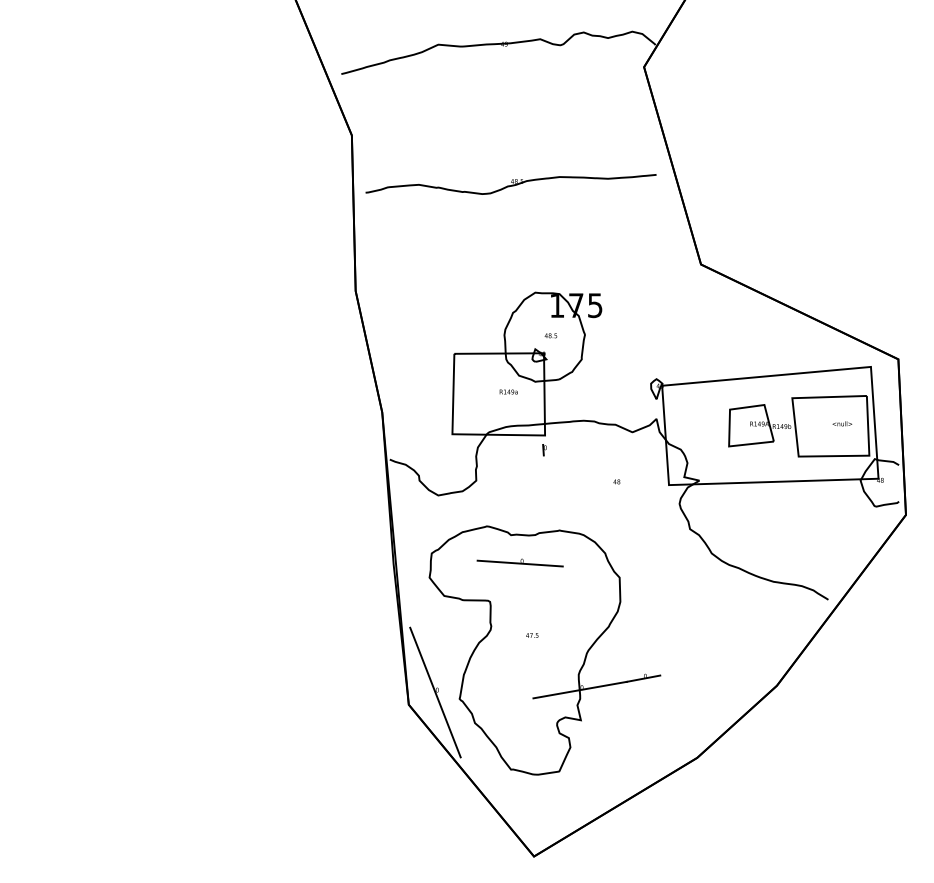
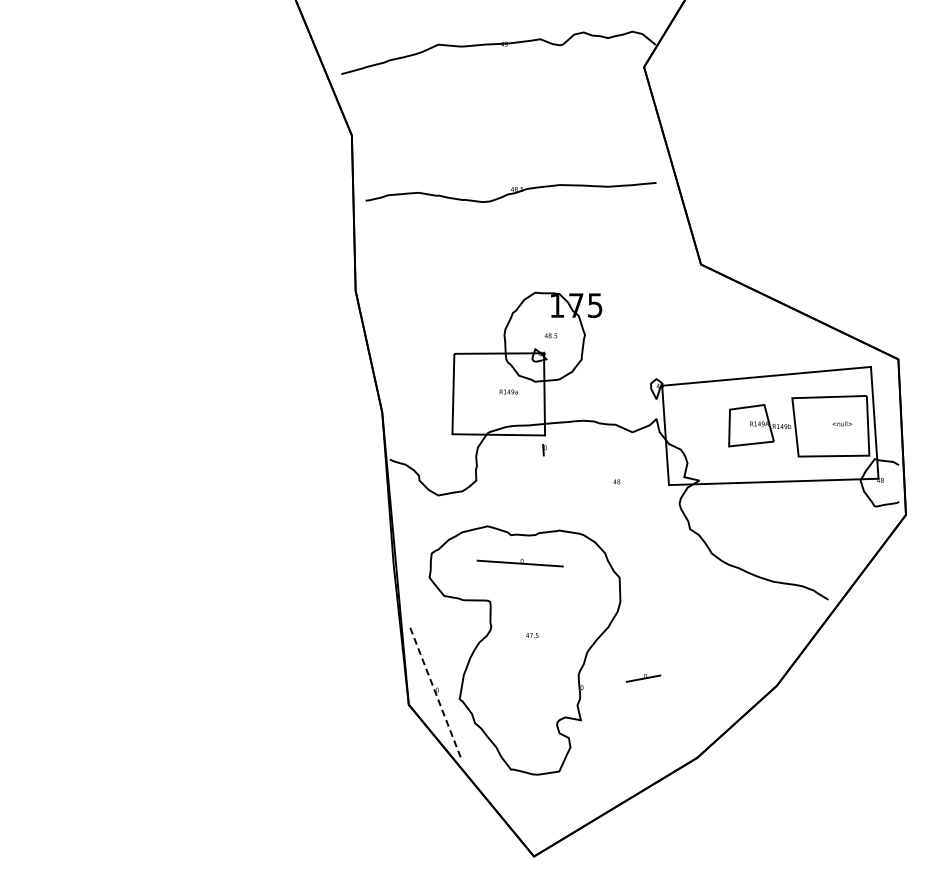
part position: (510, 184) -> (510, 192) (510, 192)
line: present -> none (579, 689)
line: solid -> dashed (435, 692)
